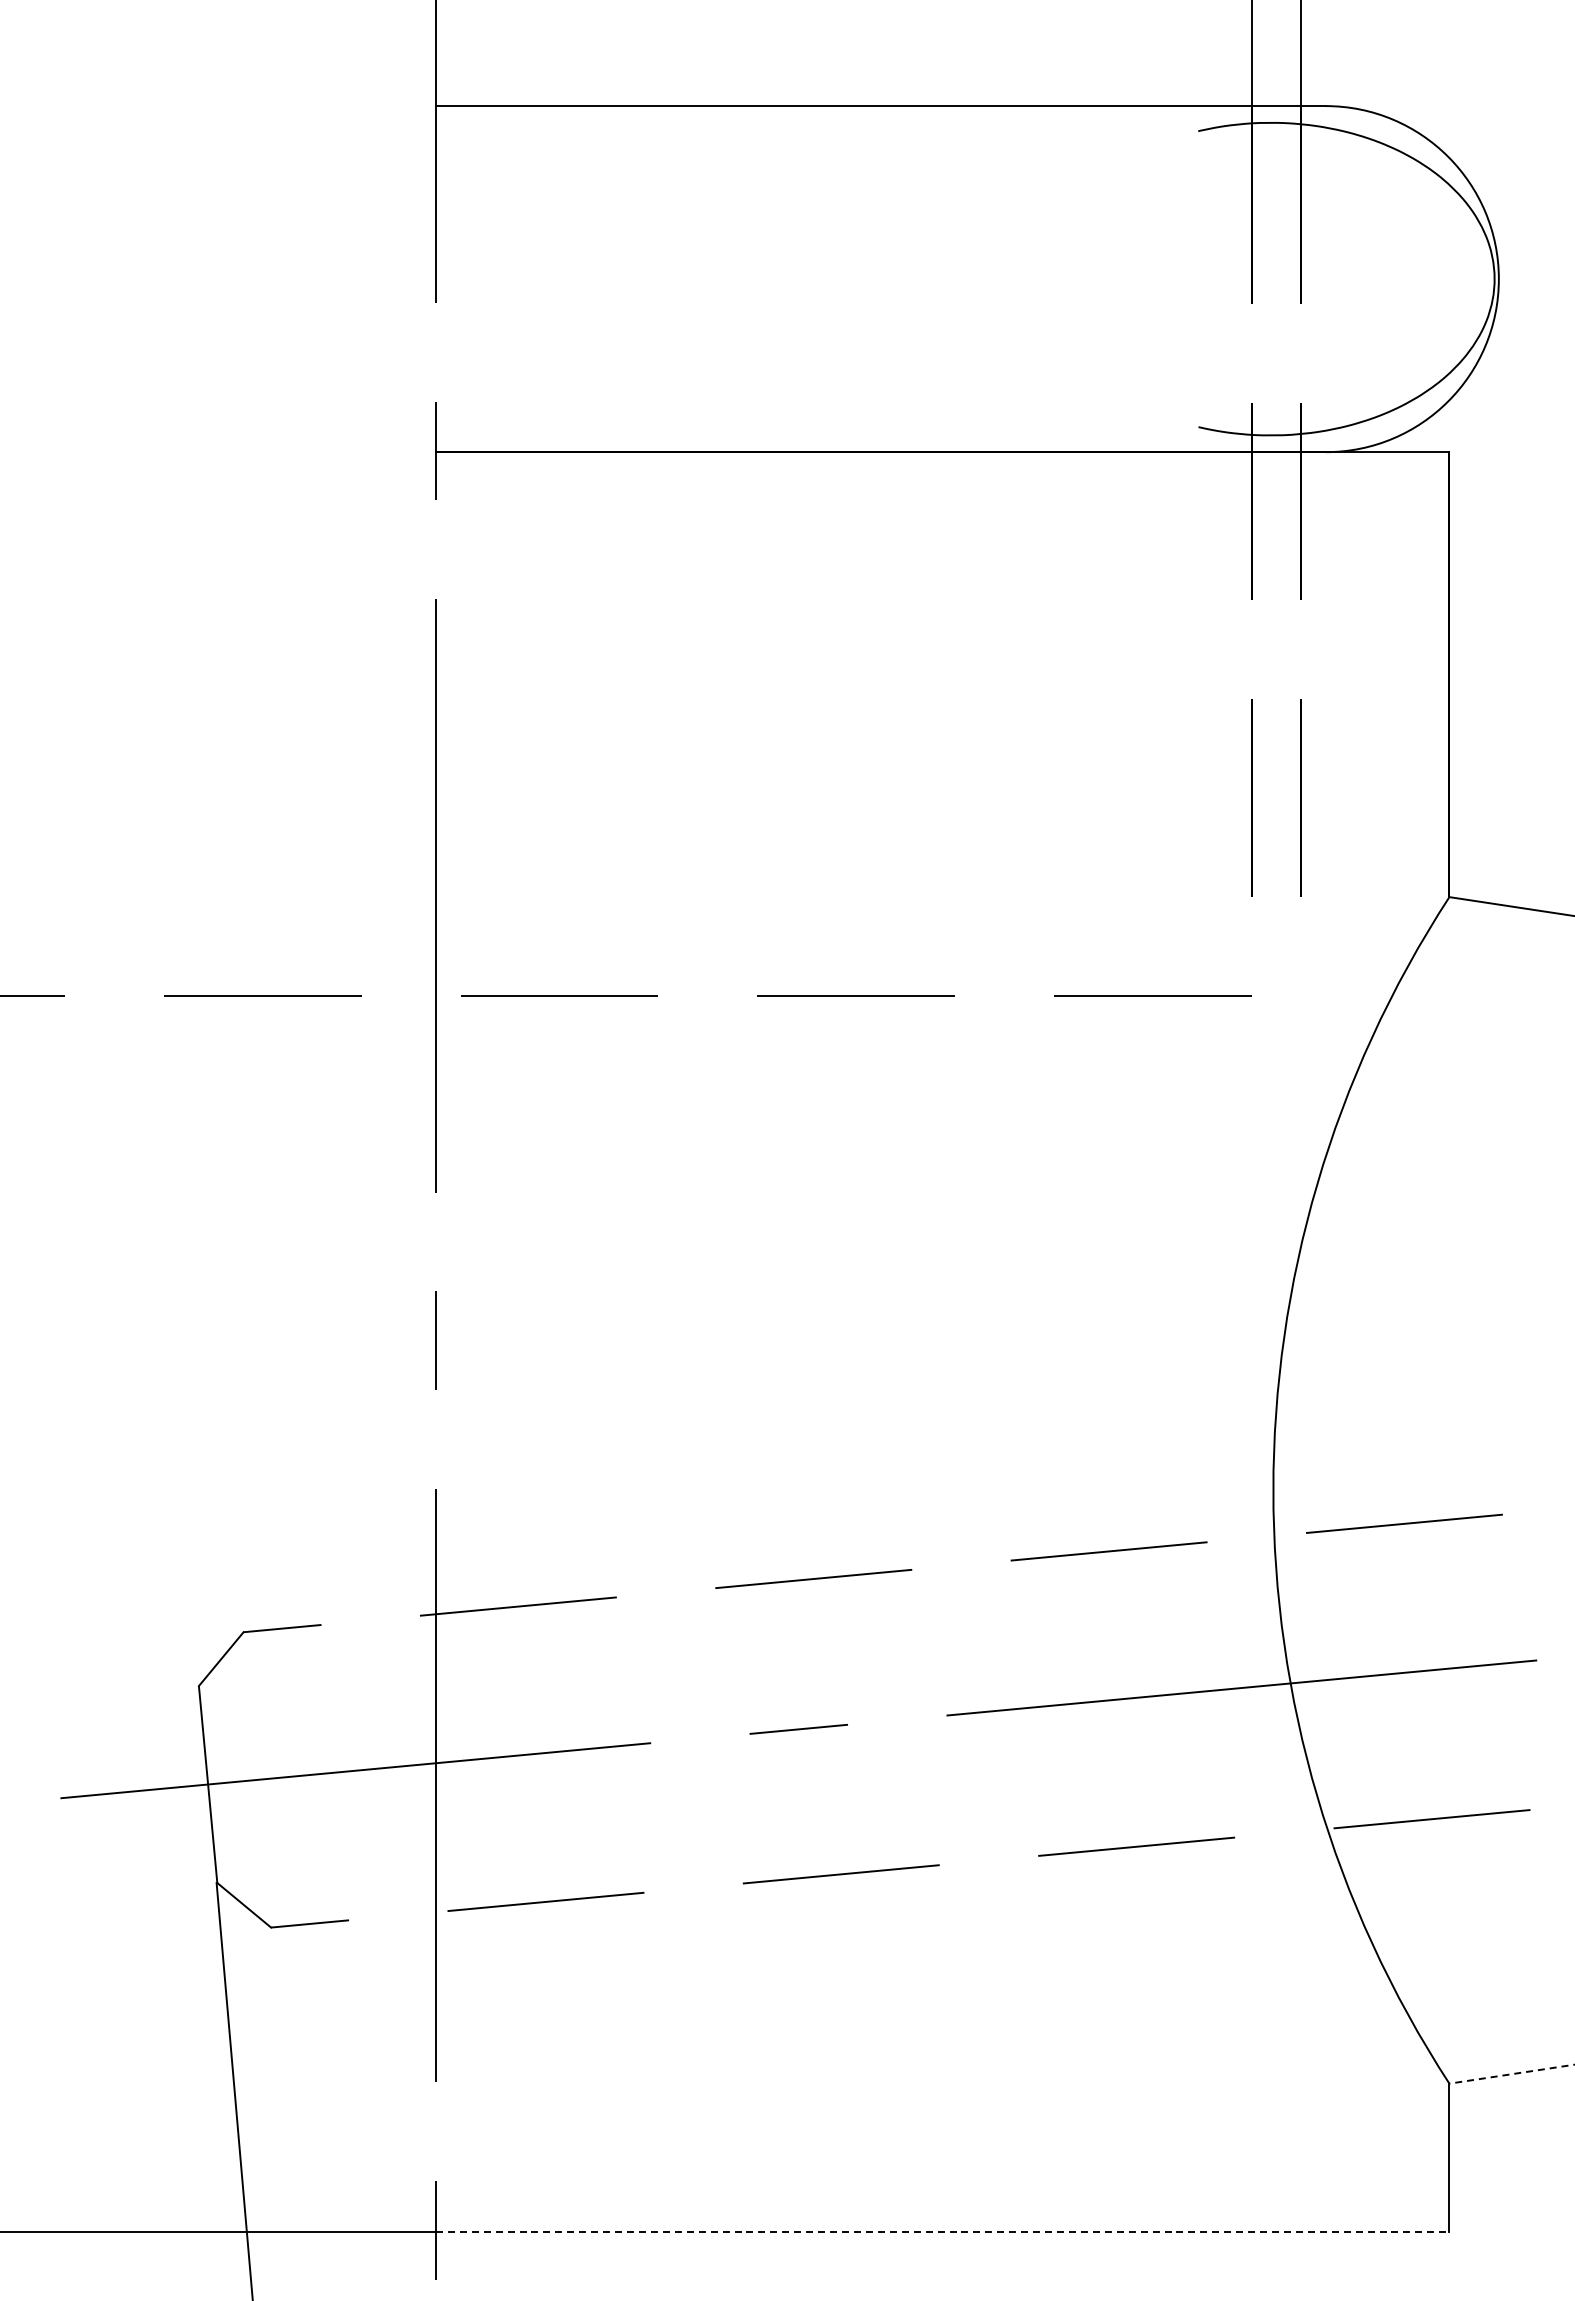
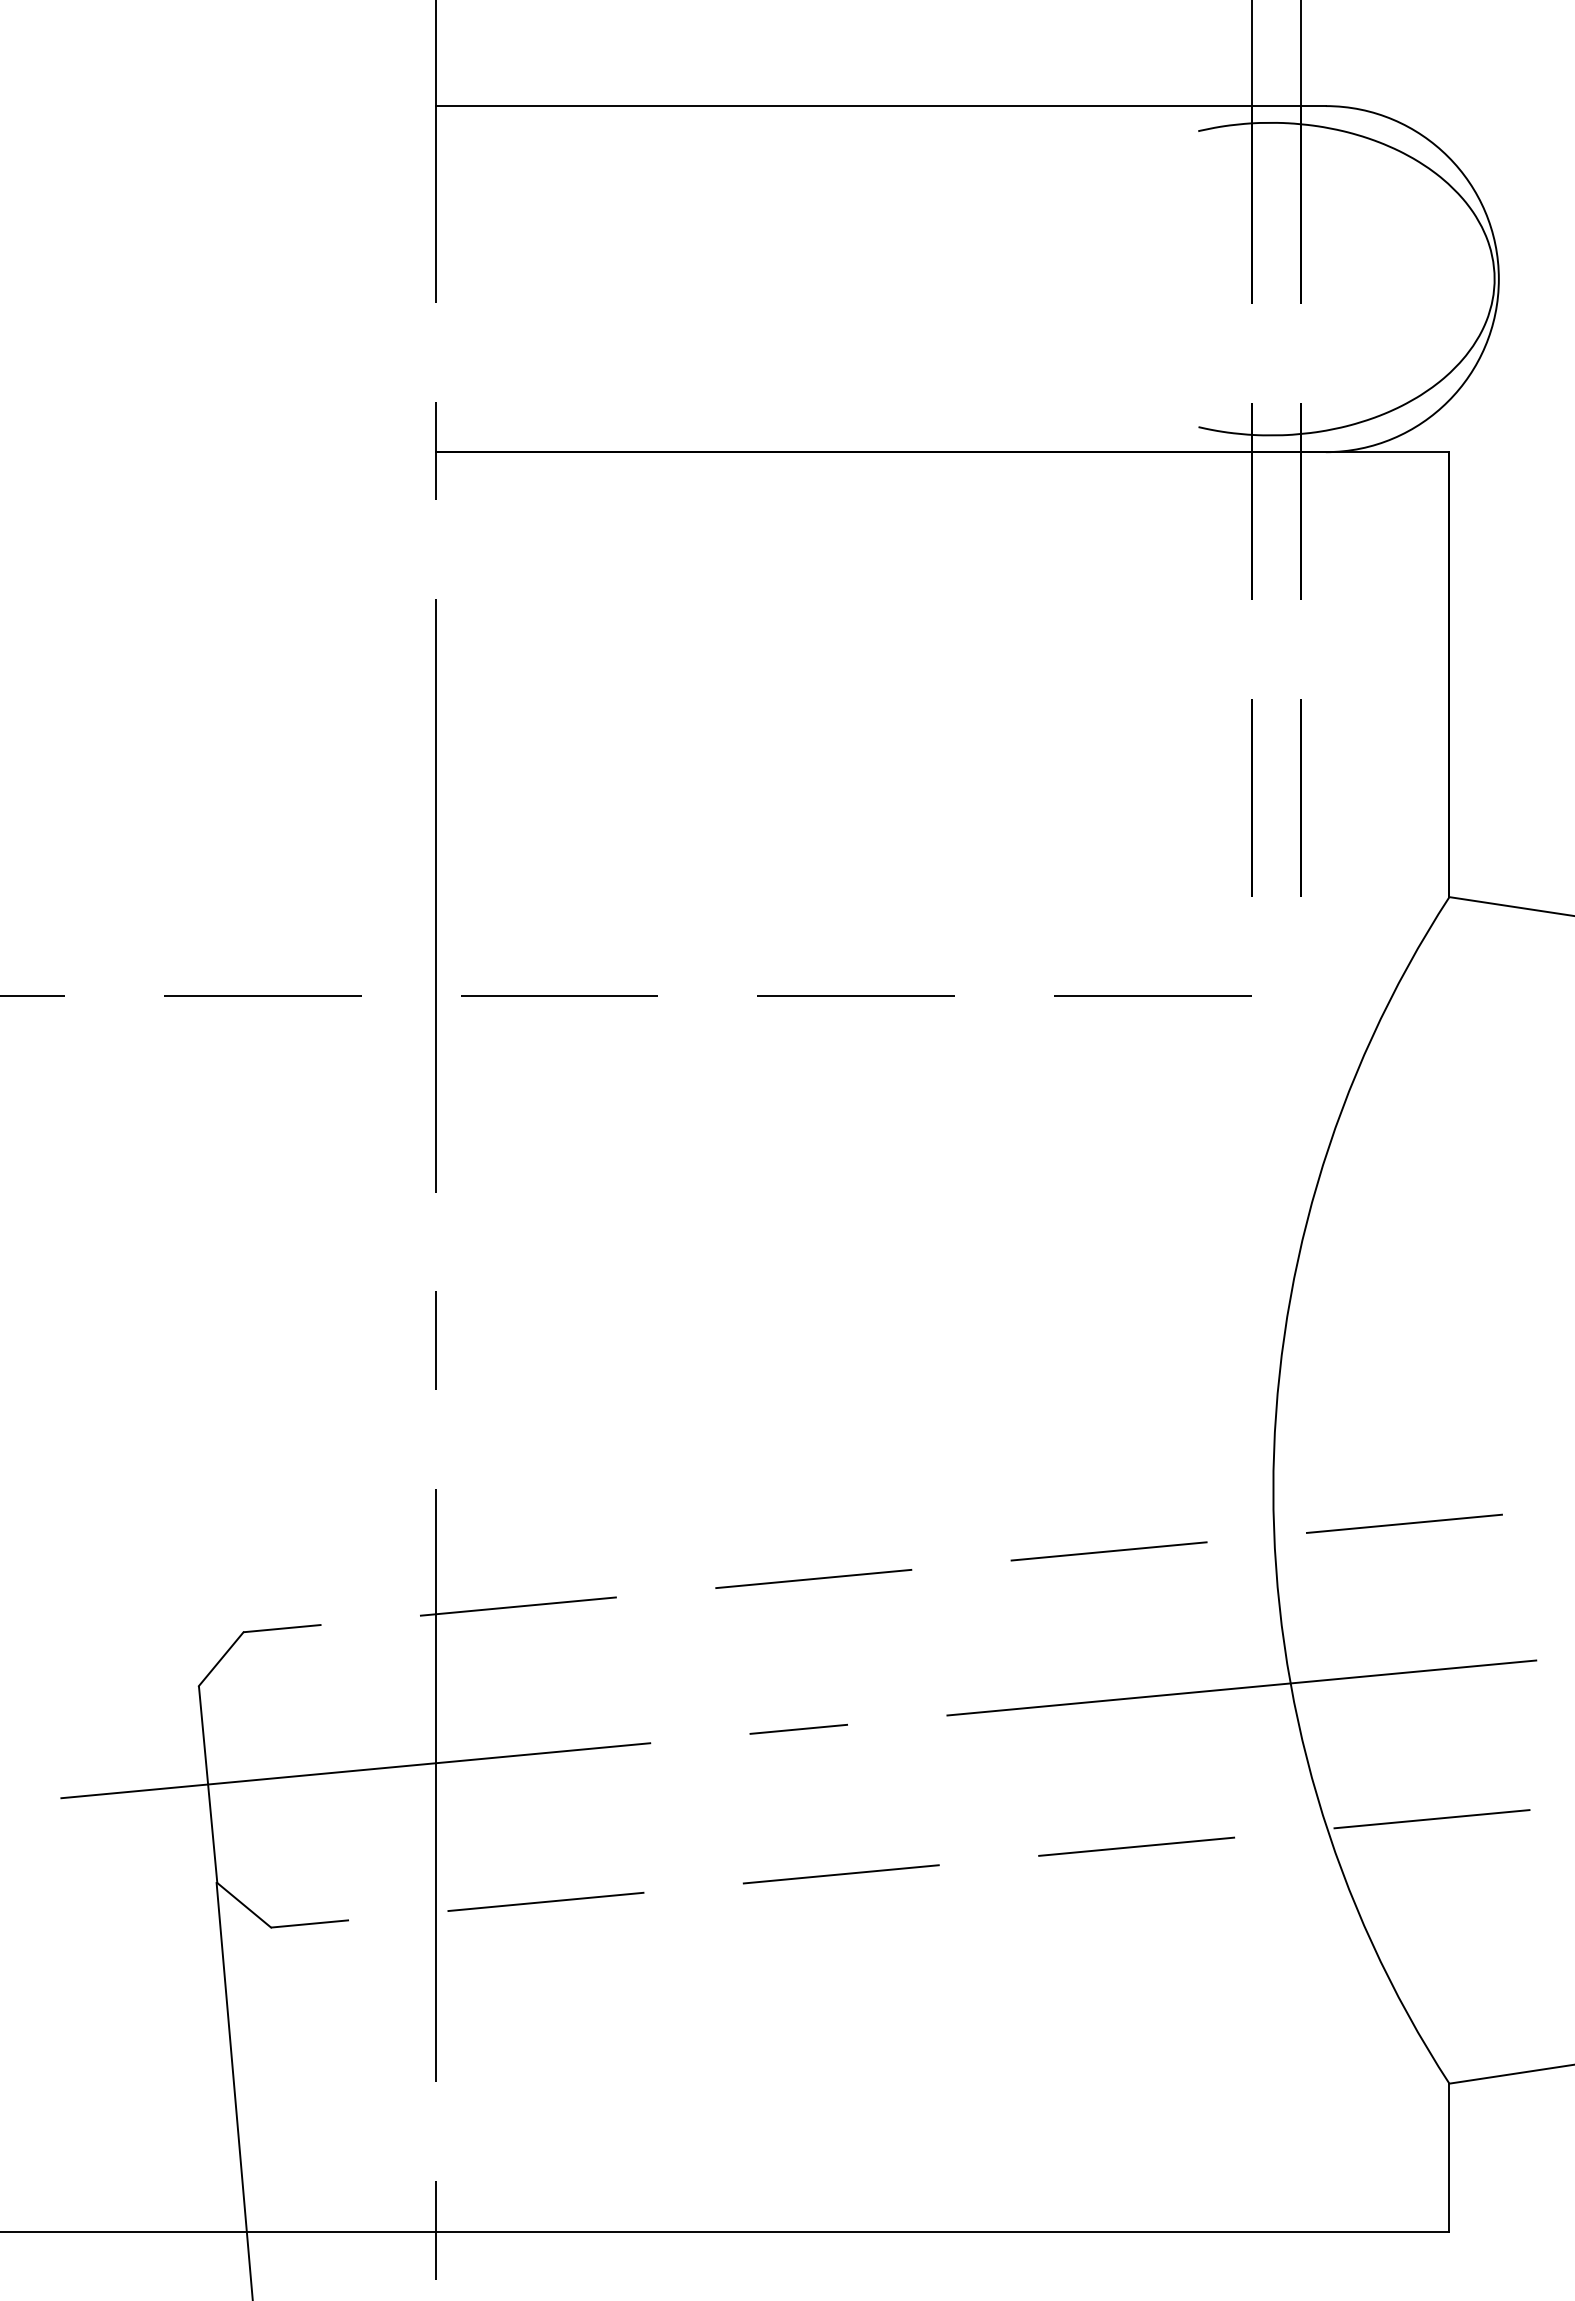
line: dashed -> solid (1511, 2074)
line: dashed -> solid (942, 2231)
